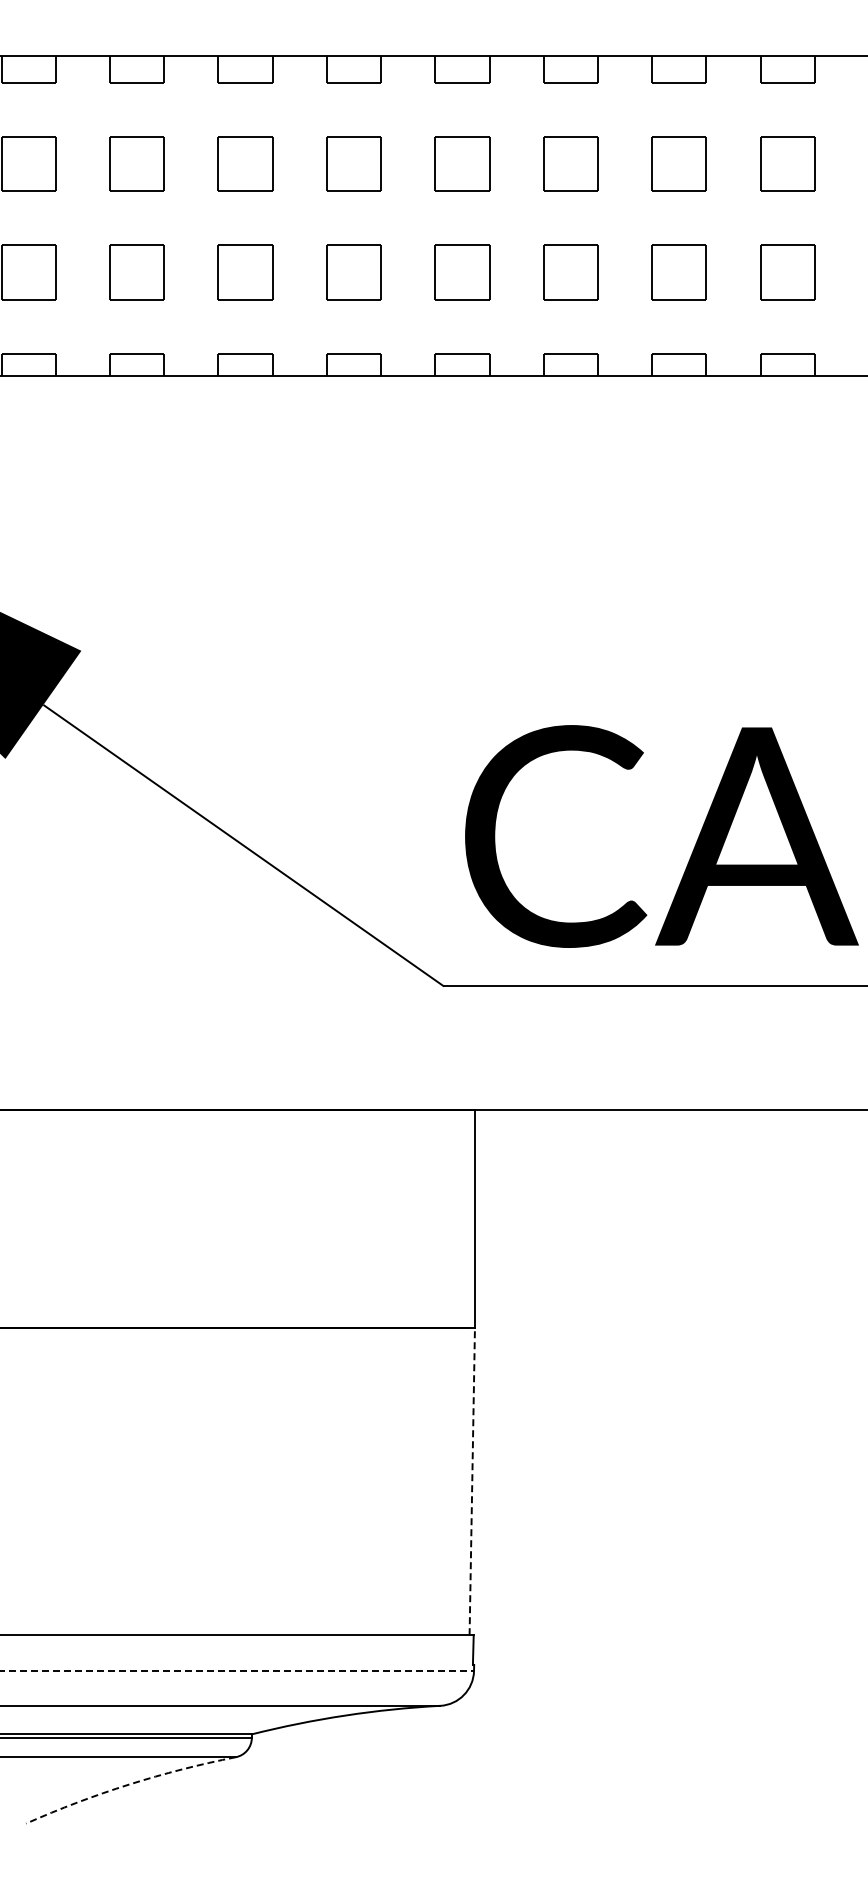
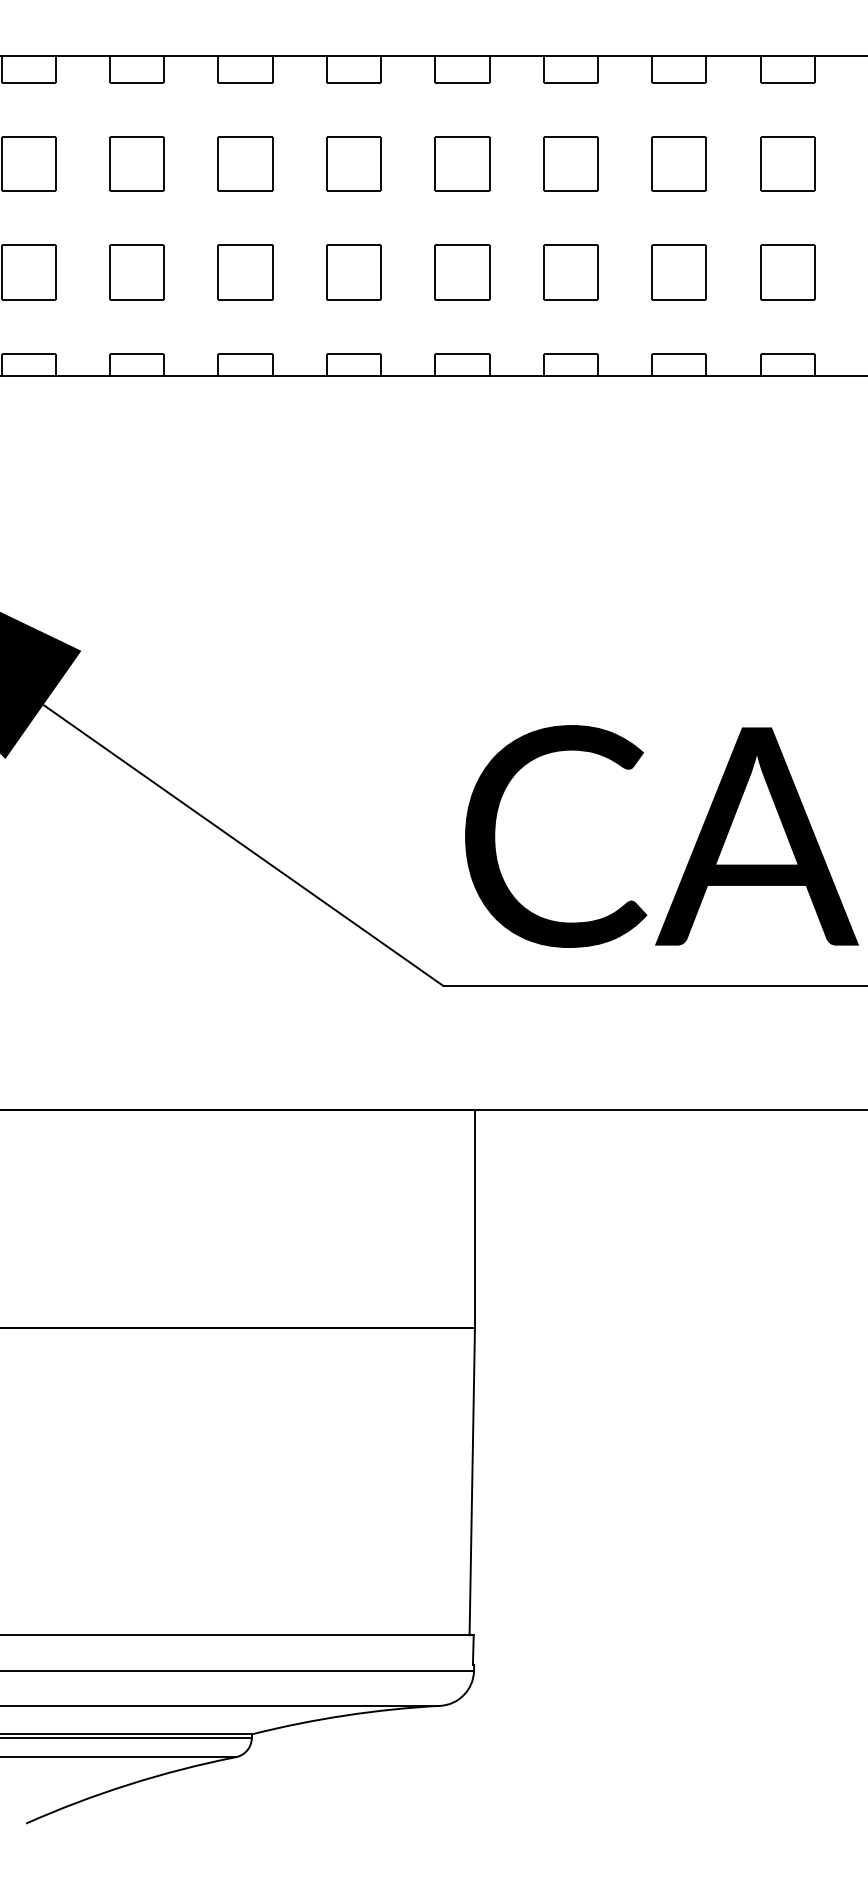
line: dashed -> solid (472, 1481)
line: dashed -> solid (237, 1671)
arc: dashed -> solid (129, 1784)
